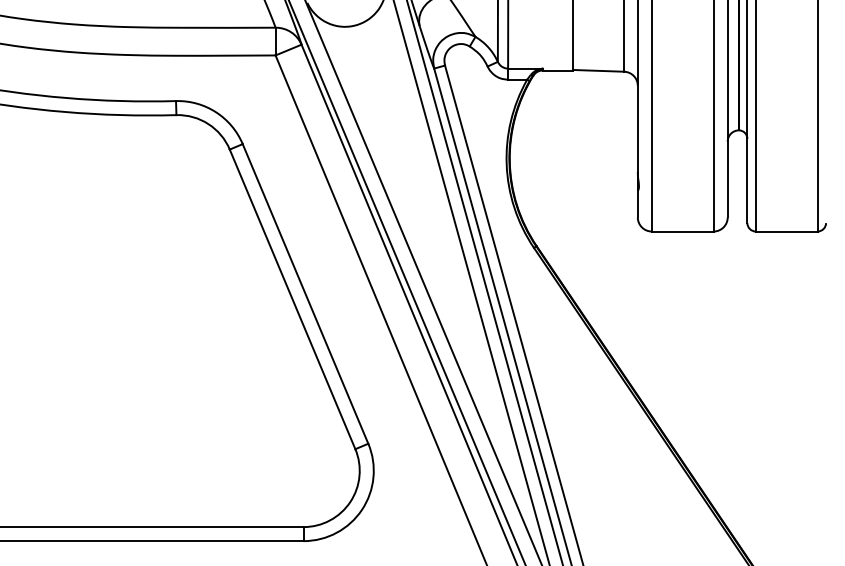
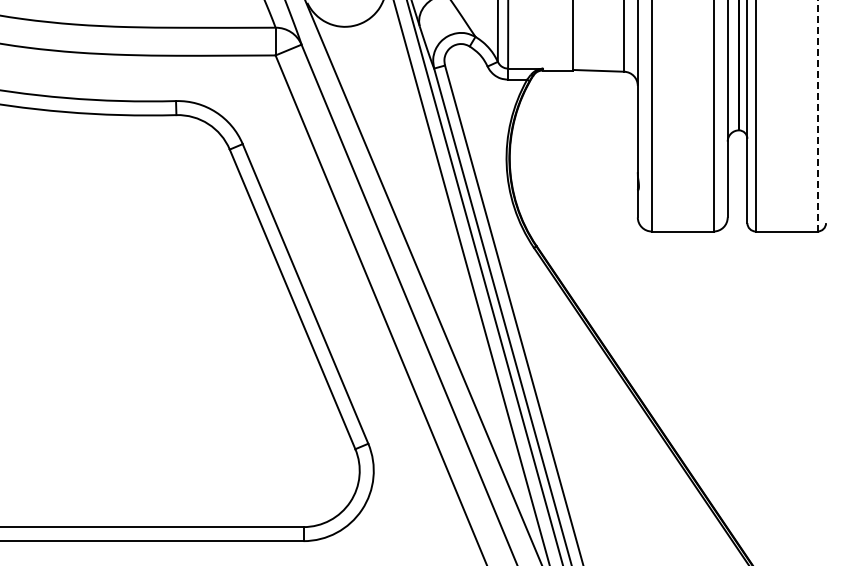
line: solid -> dashed (817, 115)
line: present -> none (406, 282)
